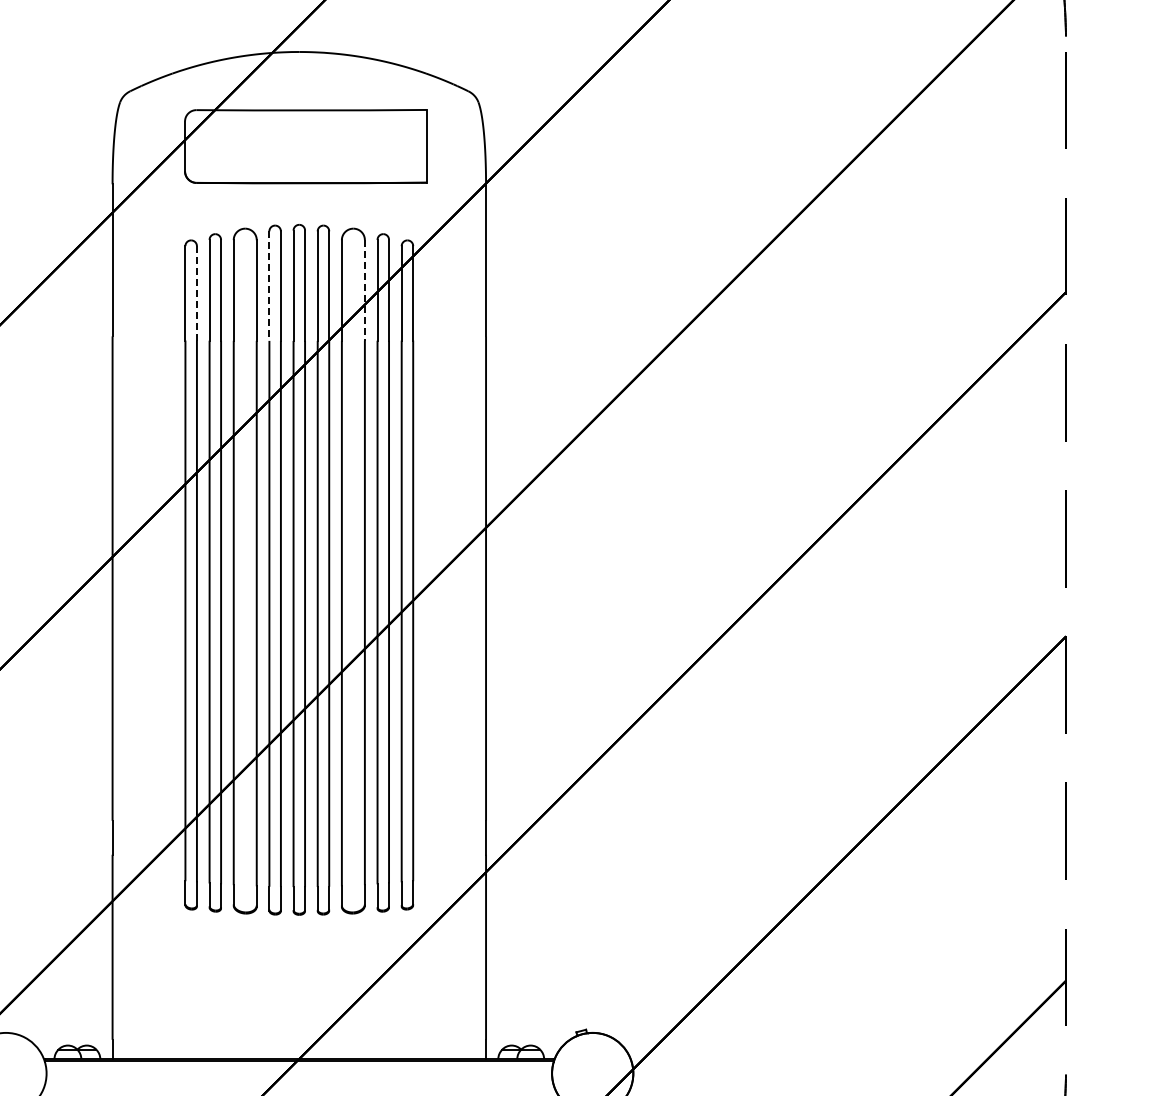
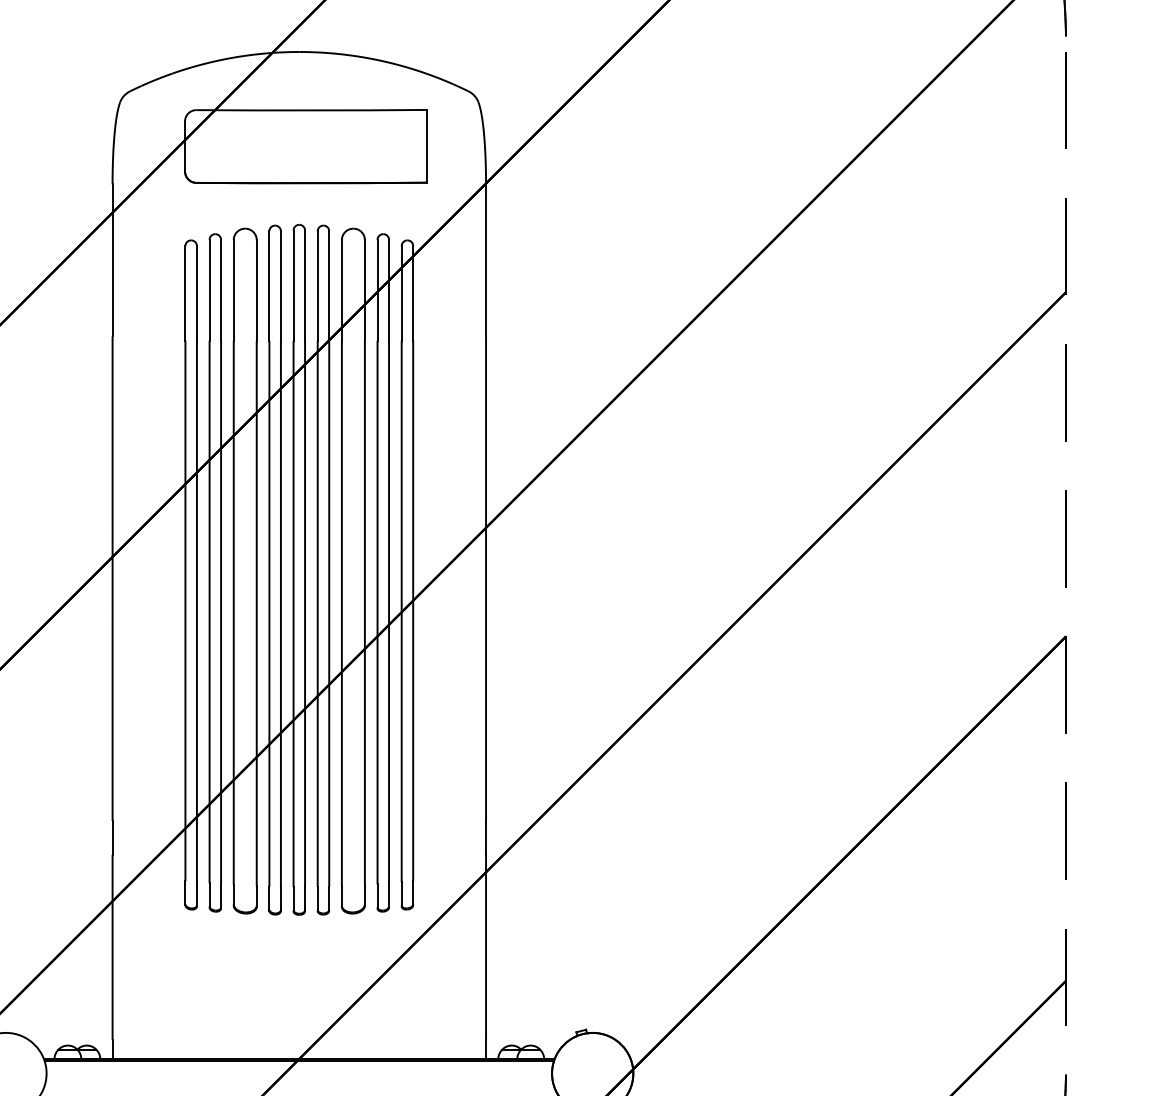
line: dashed -> solid (269, 286)
line: dashed -> solid (364, 290)
line: dashed -> solid (196, 292)
